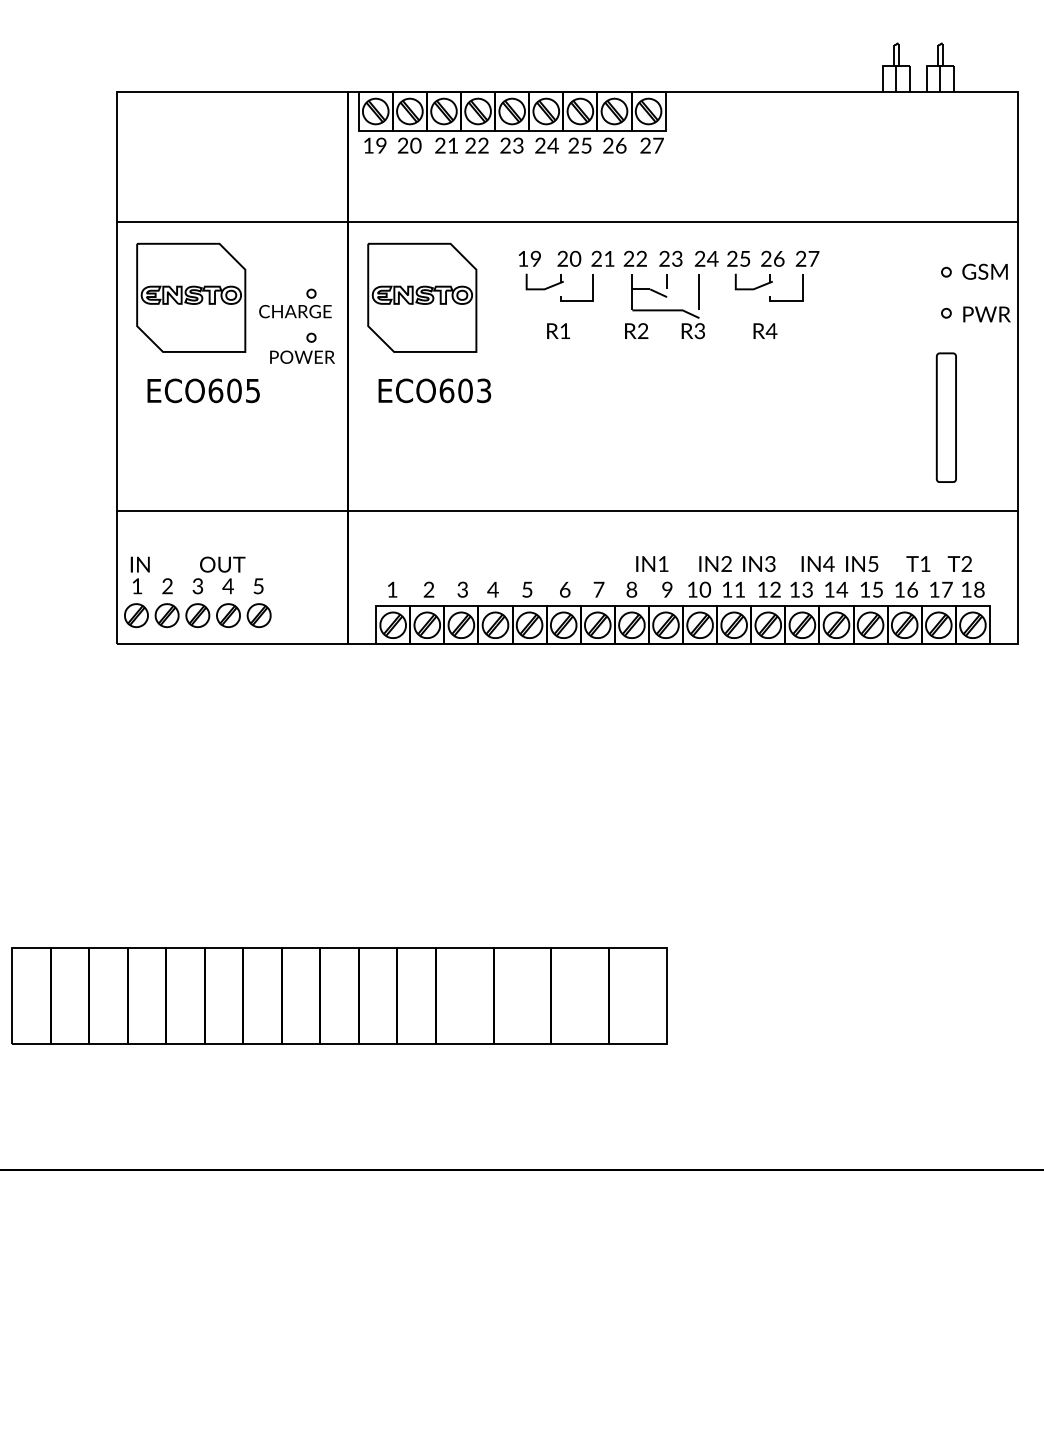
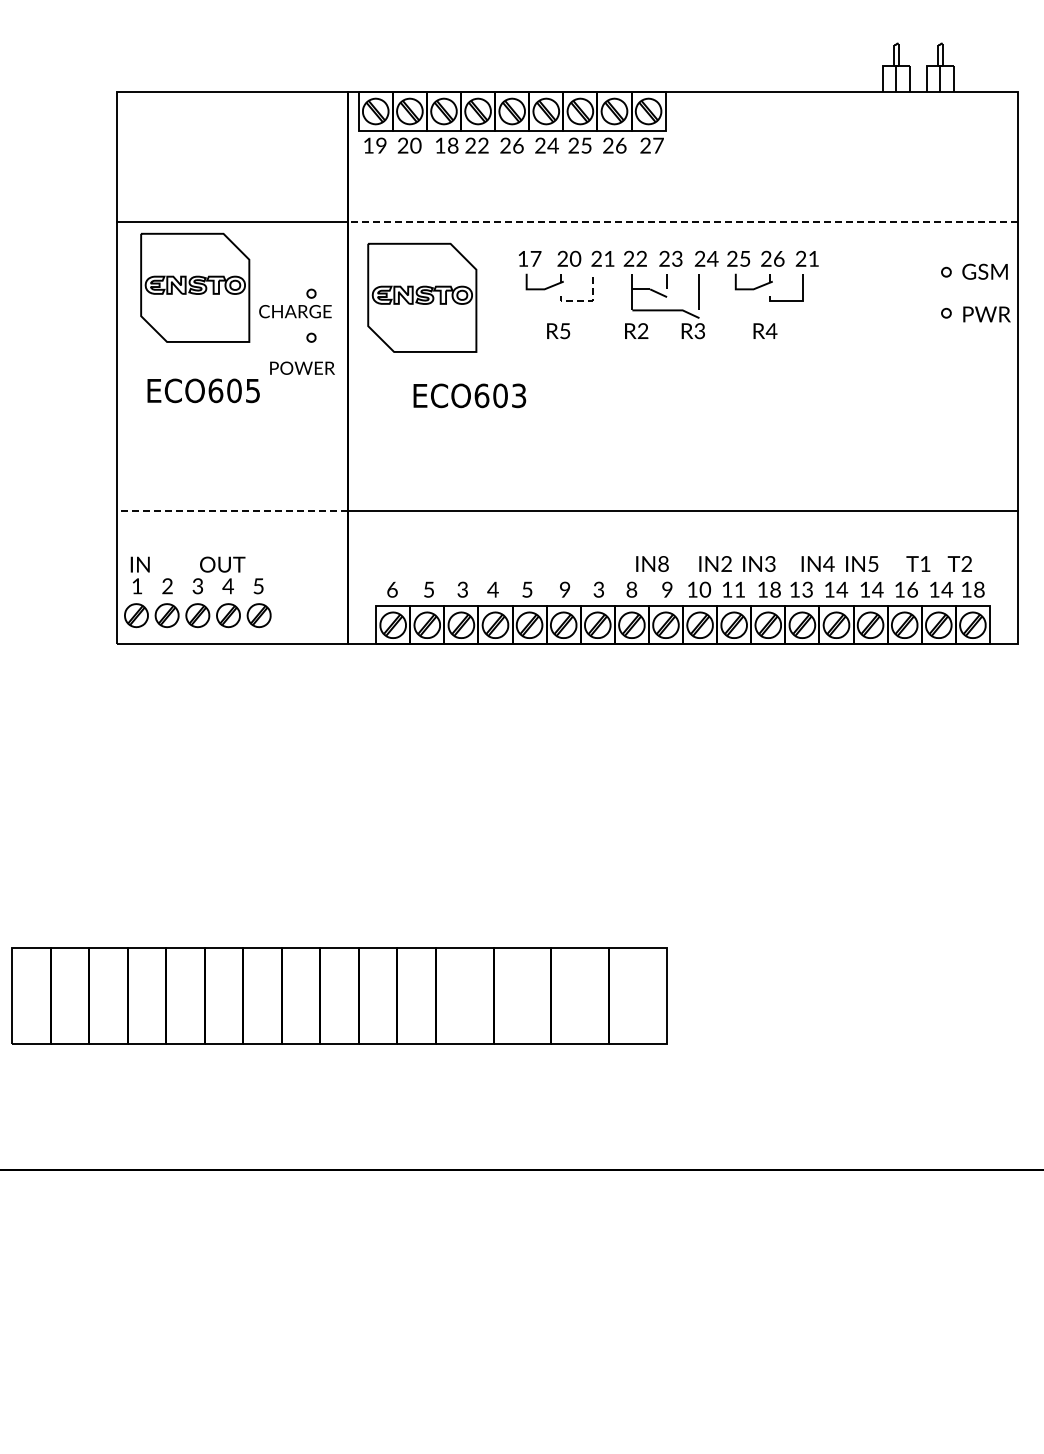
text: 21 -> 18 (446, 145)
text: 23 -> 26 (518, 145)
line: solid -> dashed (682, 222)
text: 19 -> 17 (535, 258)
text: 27 -> 21 (813, 258)
part position: (191, 297) -> (195, 287) (195, 287)
line: solid -> dashed (588, 301)
text: R1 -> R5 (565, 331)
text position: (302, 356) -> (302, 367) (302, 367)
text position: (434, 390) -> (469, 395) (469, 395)
part: present -> none (945, 417)
line: solid -> dashed (232, 510)
text: IN1 -> IN8 (663, 563)
text: 1 -> 6 (392, 589)
text: 2 -> 5 (428, 589)
text: 6 -> 9 (565, 589)
text: 7 -> 3 (598, 589)
text: 15 -> 14 (877, 589)
text: 17 -> 14 (947, 589)
text: 12 -> 18 (775, 590)
